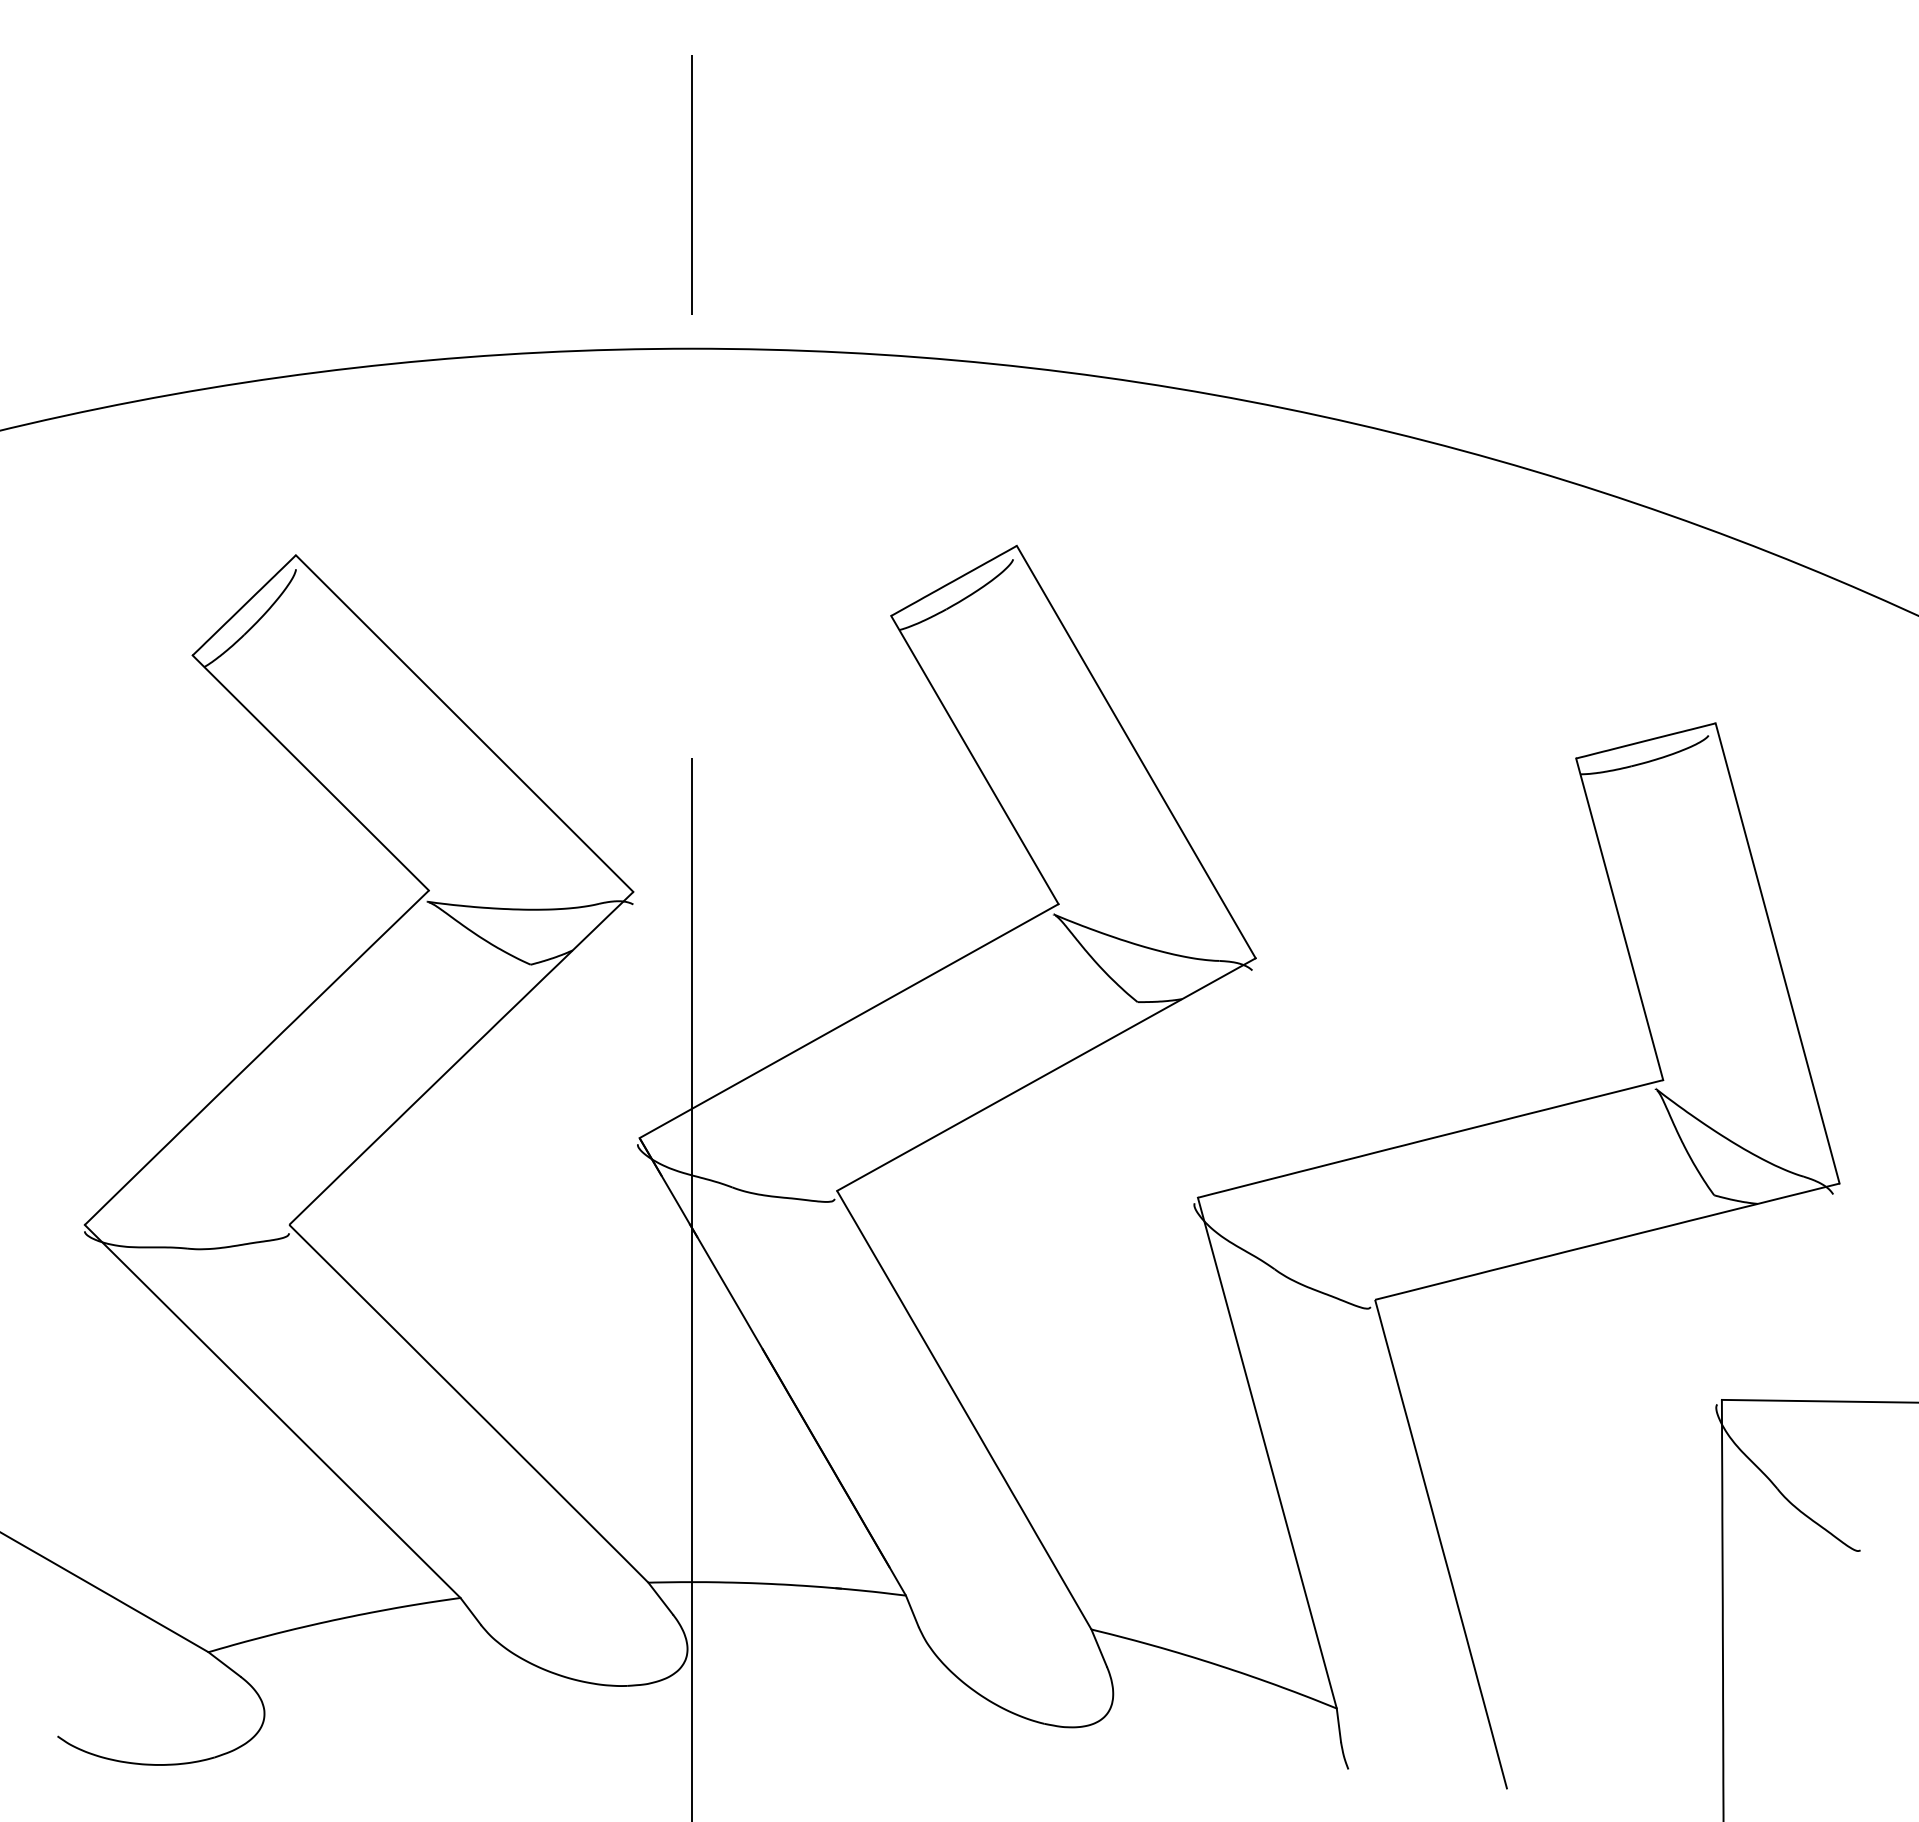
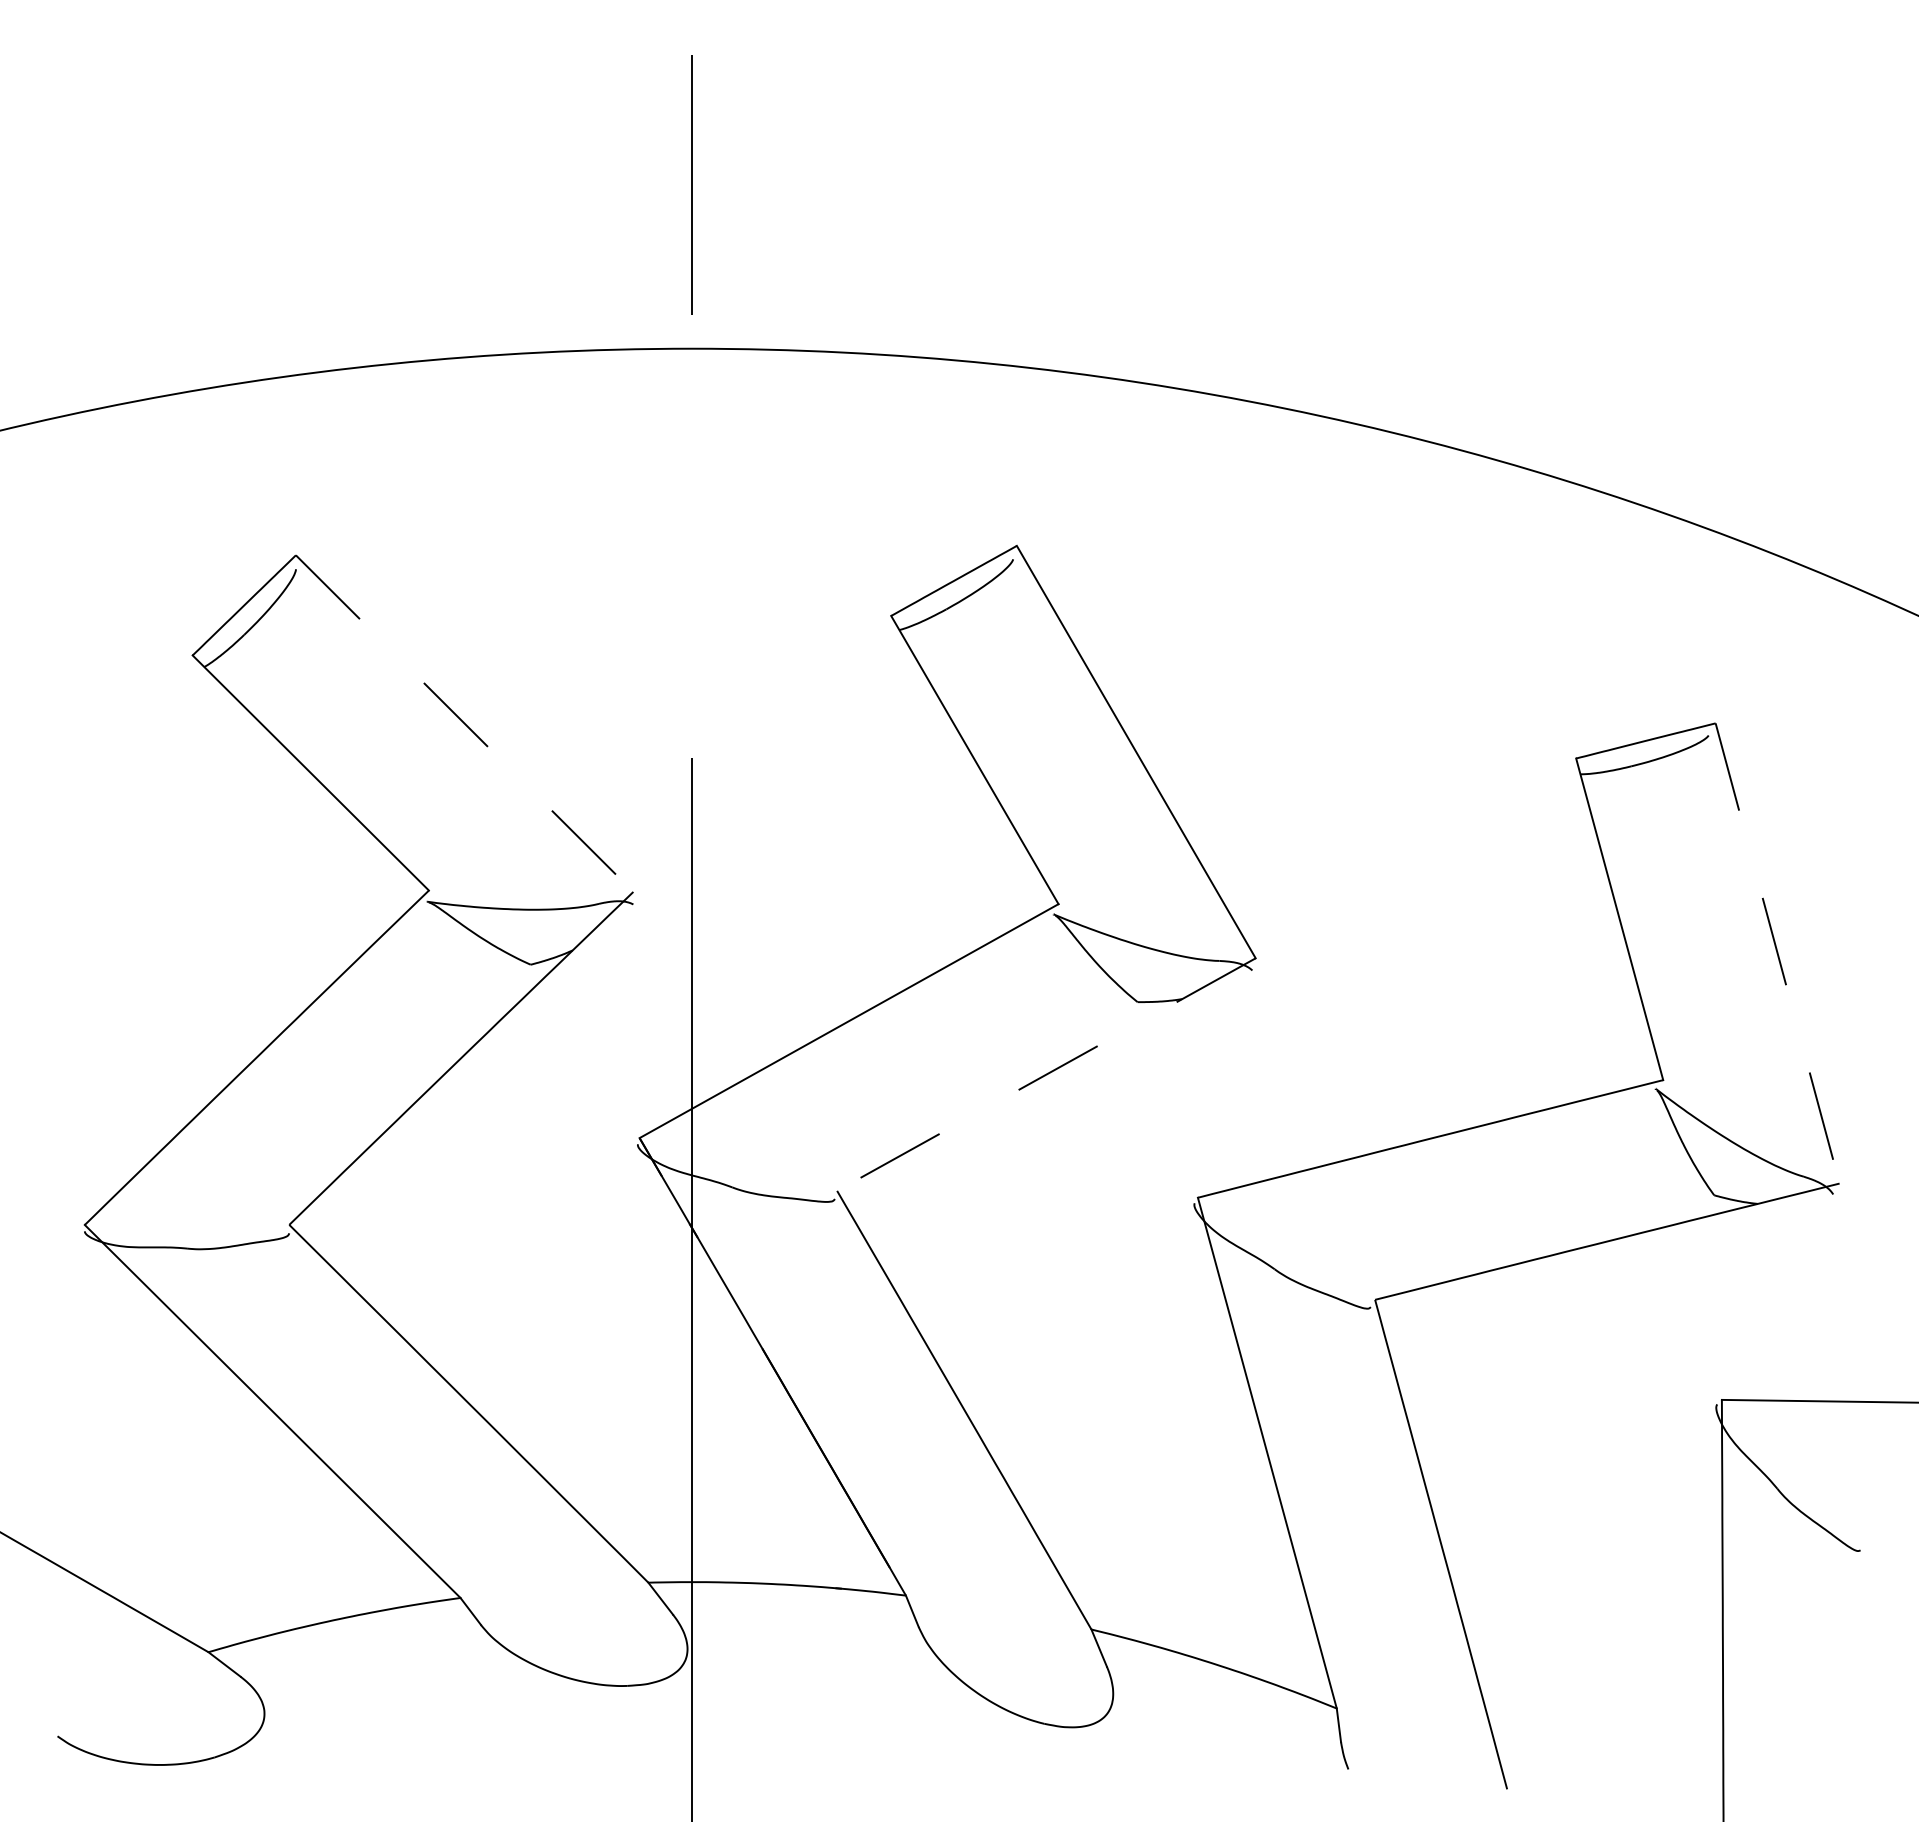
line: solid -> dashed (465, 723)
line: solid -> dashed (1777, 953)
line: solid -> dashed (1045, 1074)
